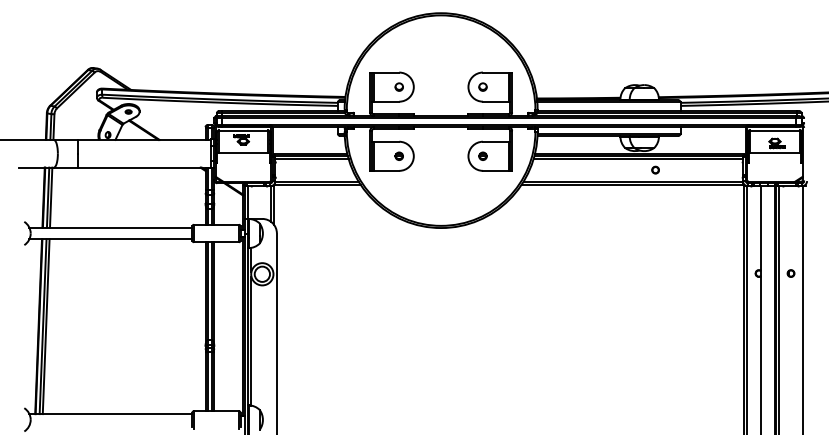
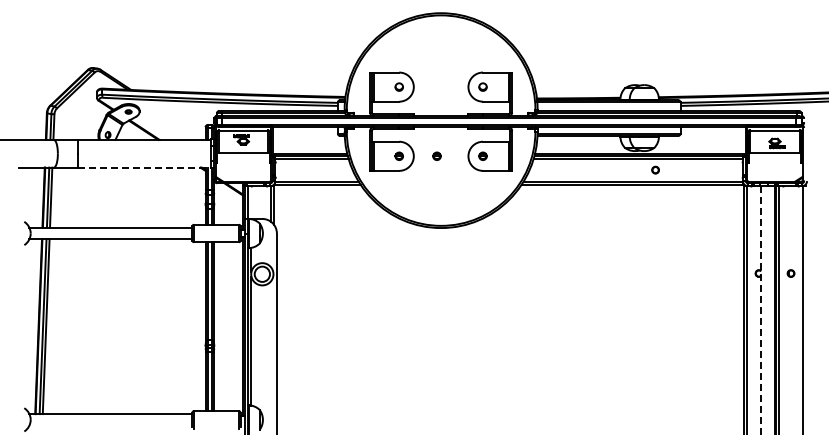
part: none -> present (436, 155)
line: solid -> dashed (144, 167)
line: solid -> dashed (761, 311)
